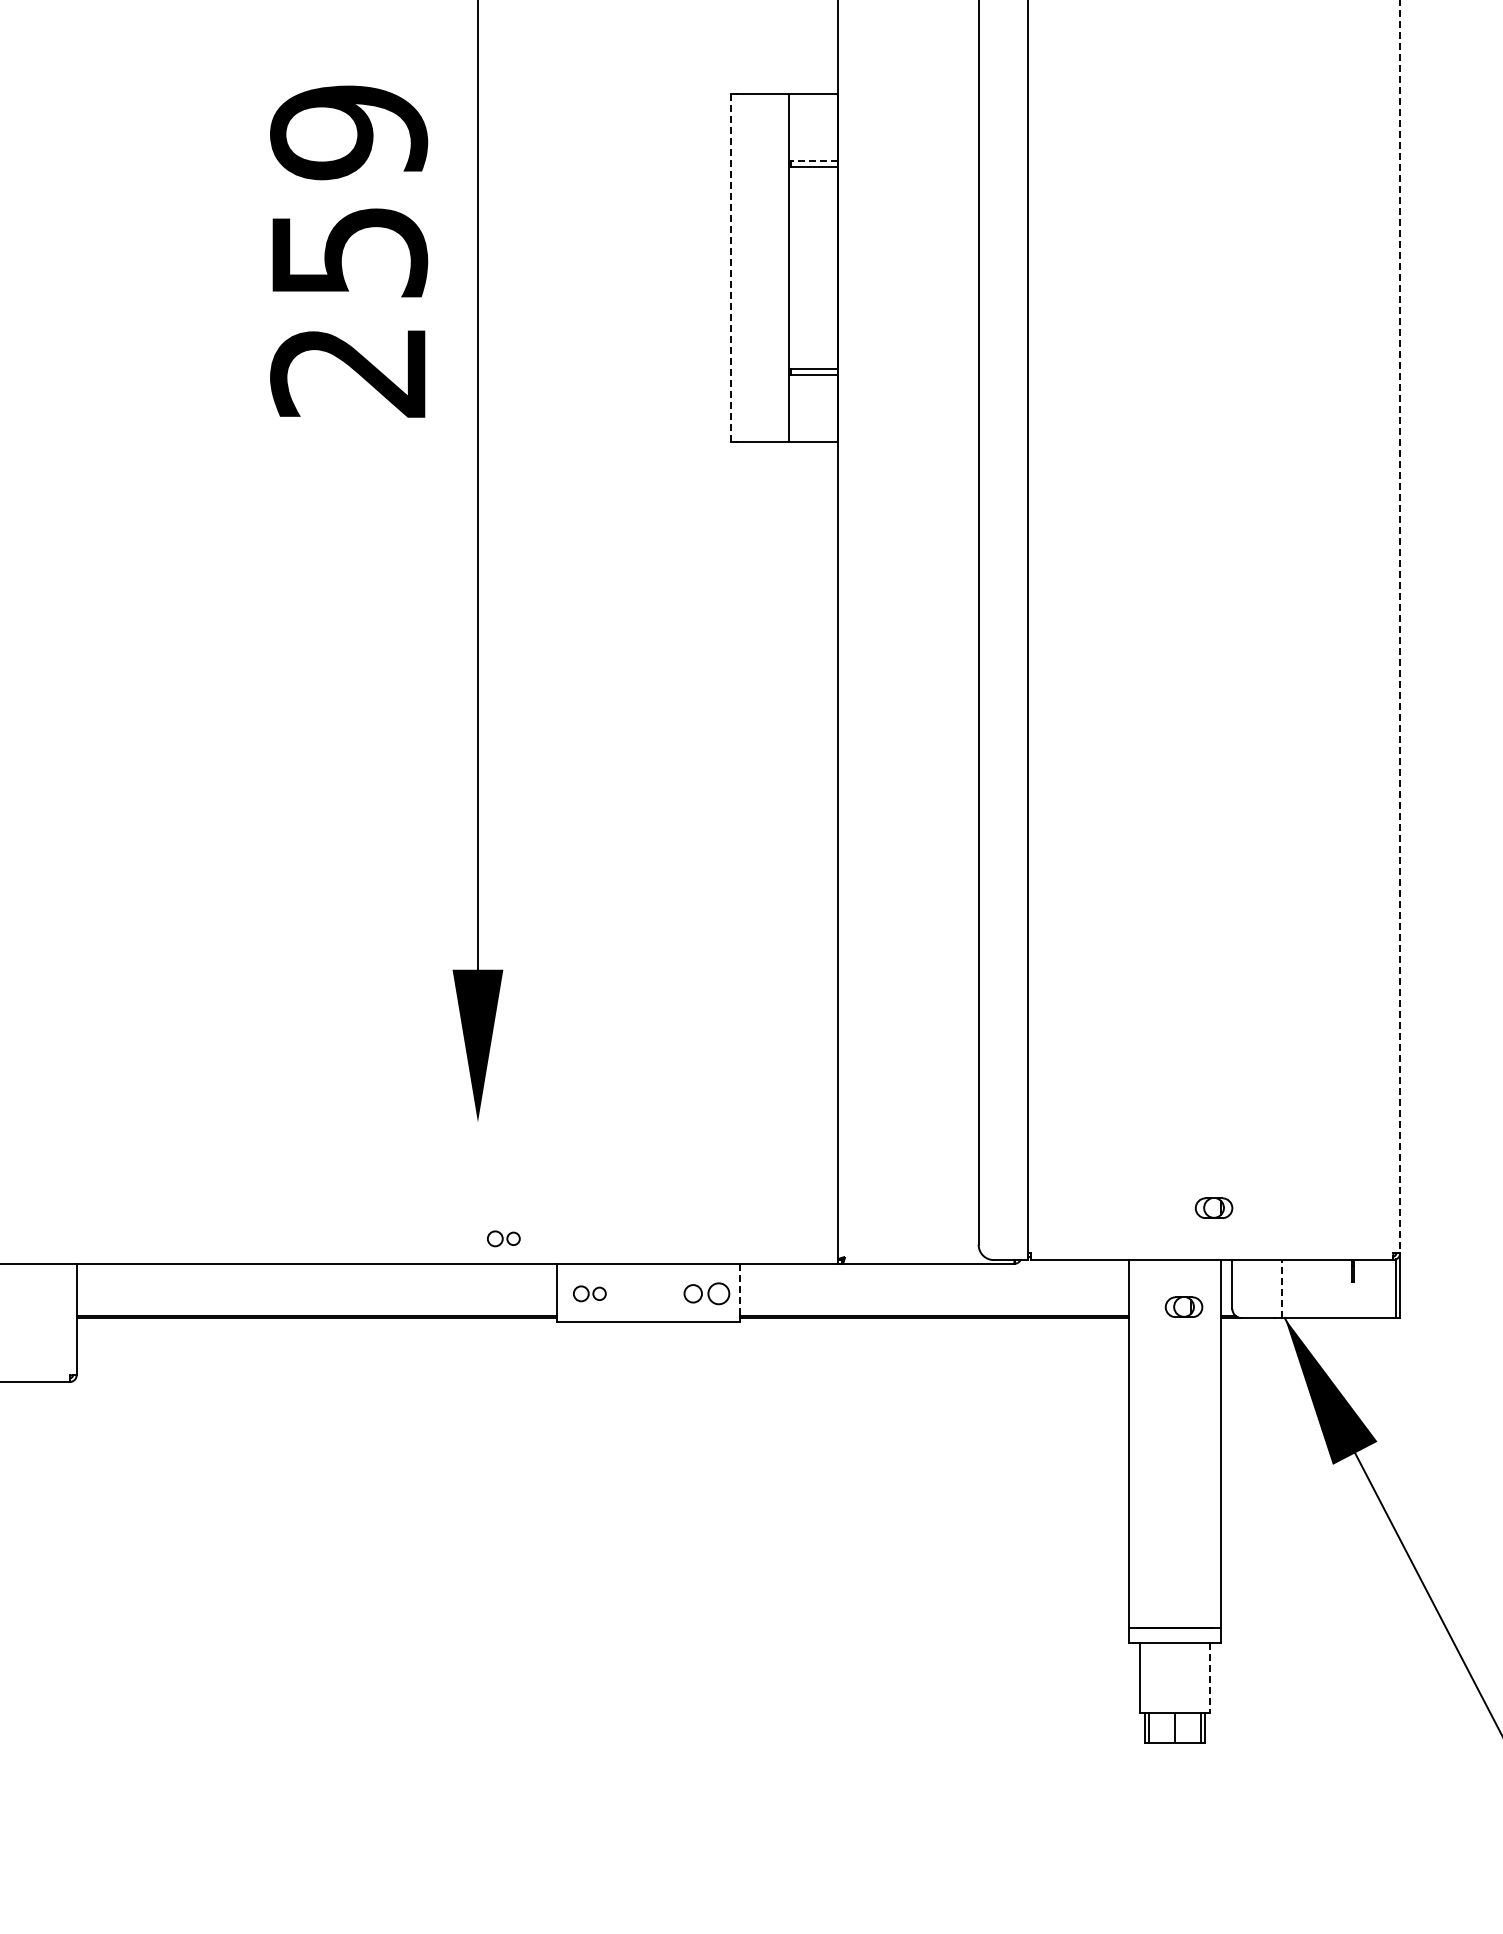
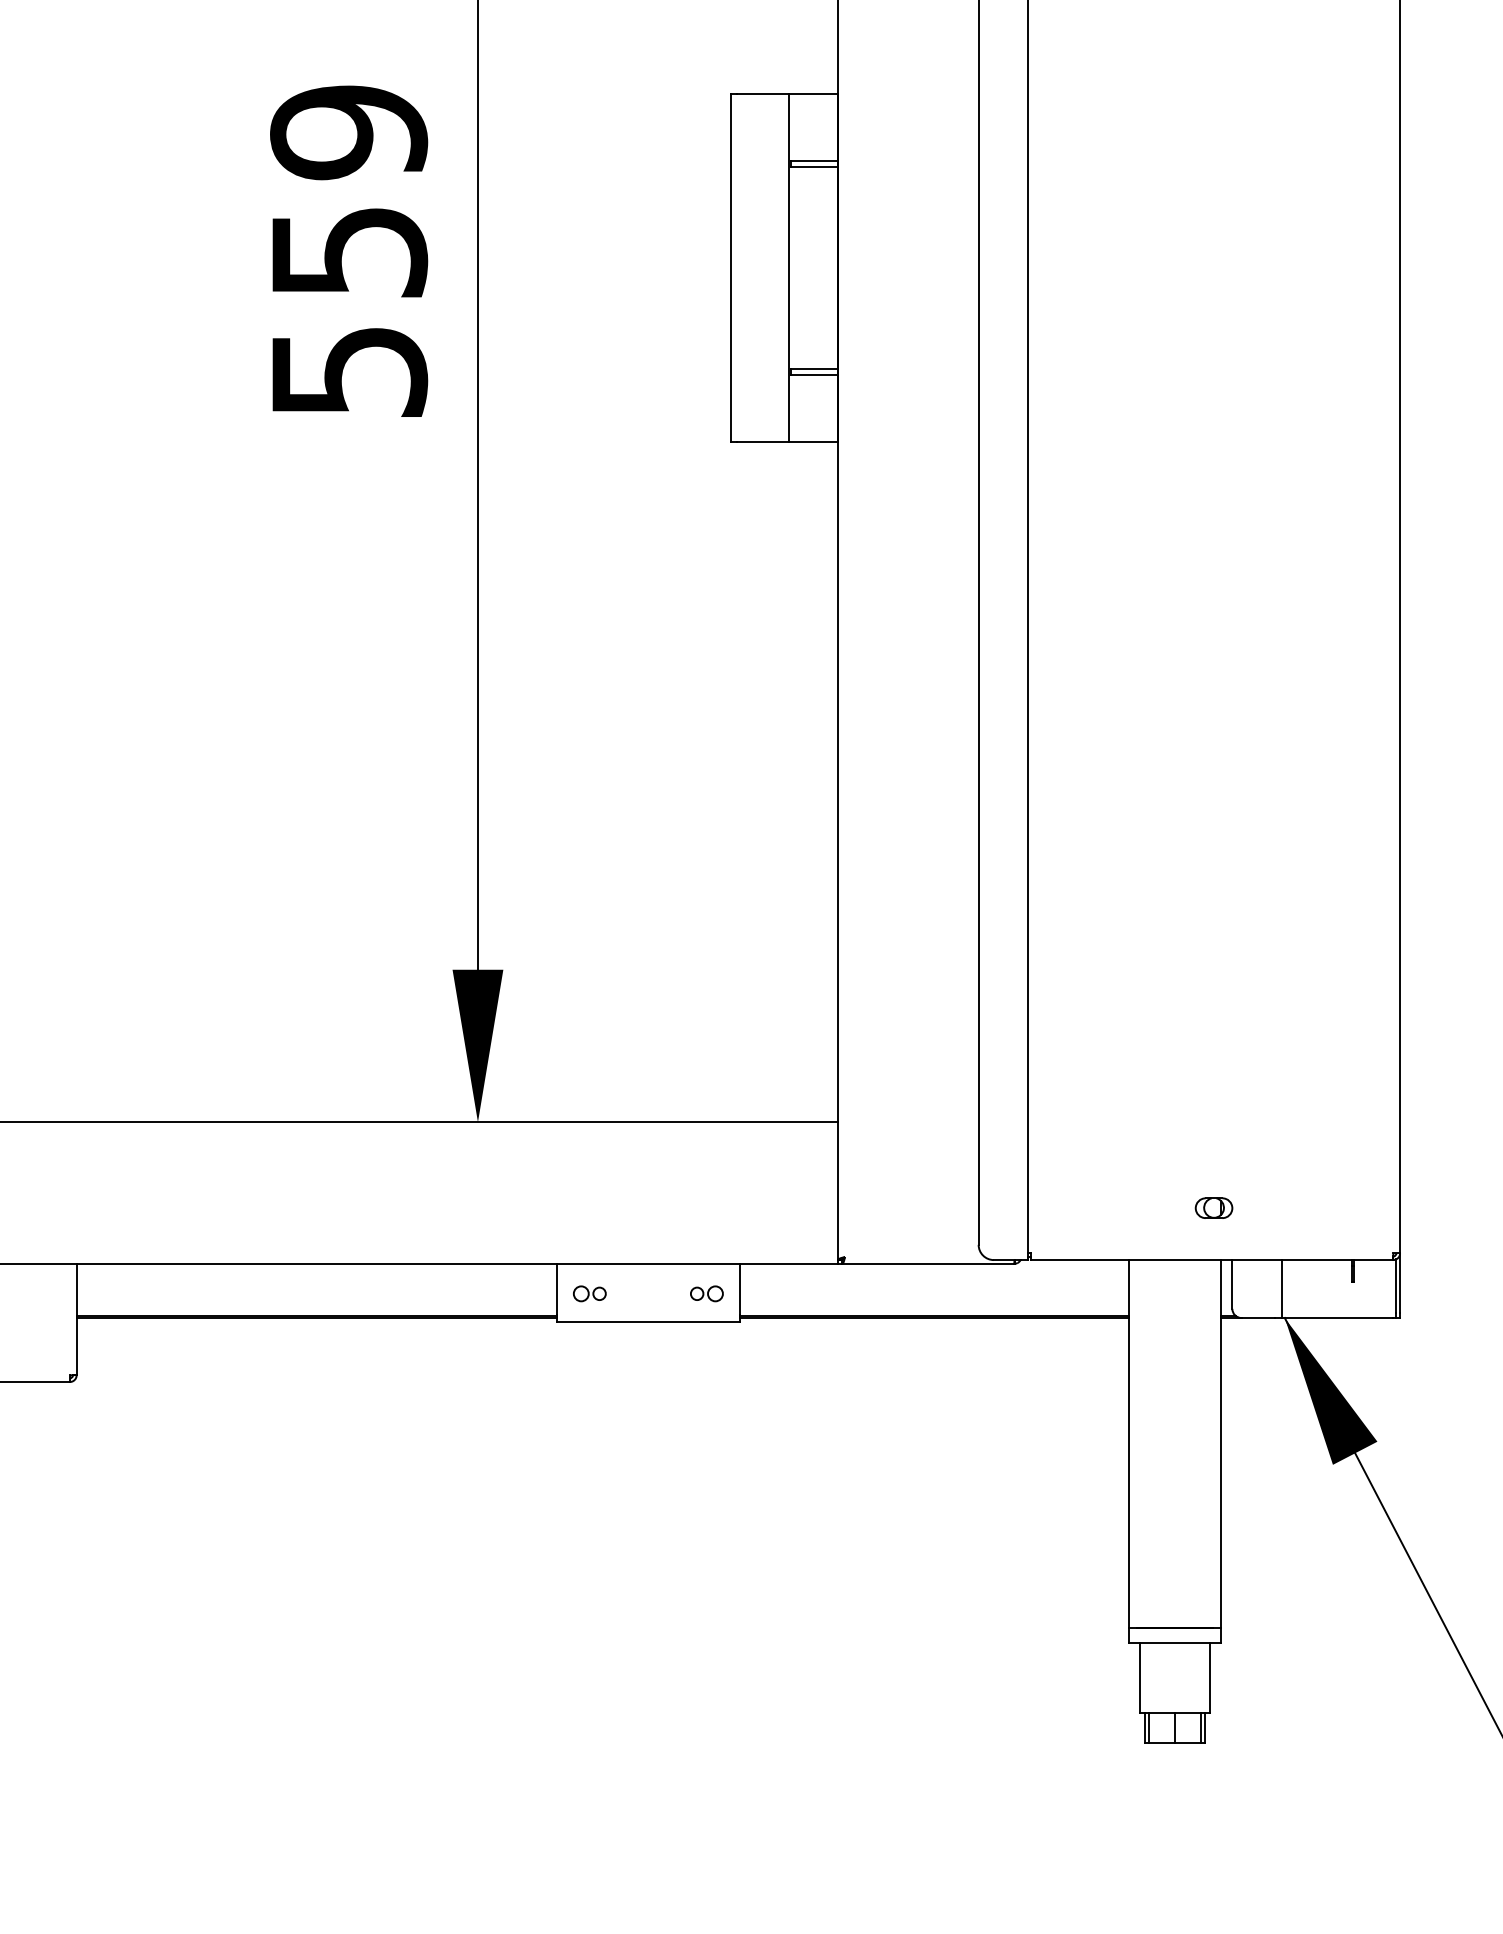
line: dashed -> solid (813, 161)
line: dashed -> solid (731, 268)
text: 259 -> 559 (349, 372)
line: dashed -> solid (1400, 627)
line: none -> present (420, 1122)
part: present -> none (503, 1238)
line: dashed -> solid (739, 1289)
line: dashed -> solid (1281, 1289)
part size: 48x24 px -> 34x18 px (706, 1293)
part: present -> none (1183, 1306)
line: dashed -> solid (1210, 1678)
